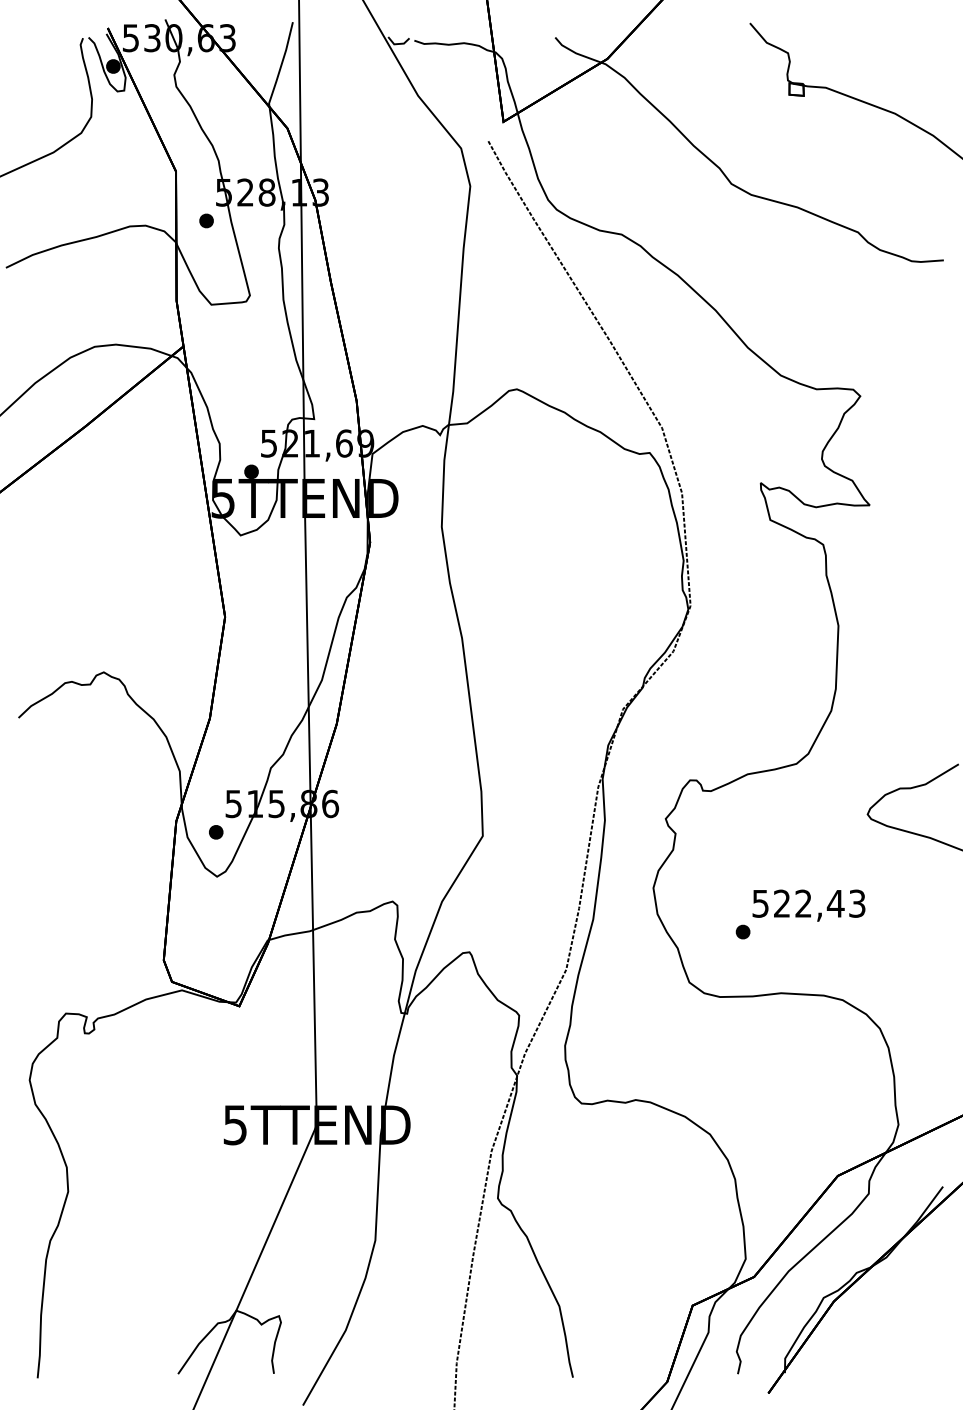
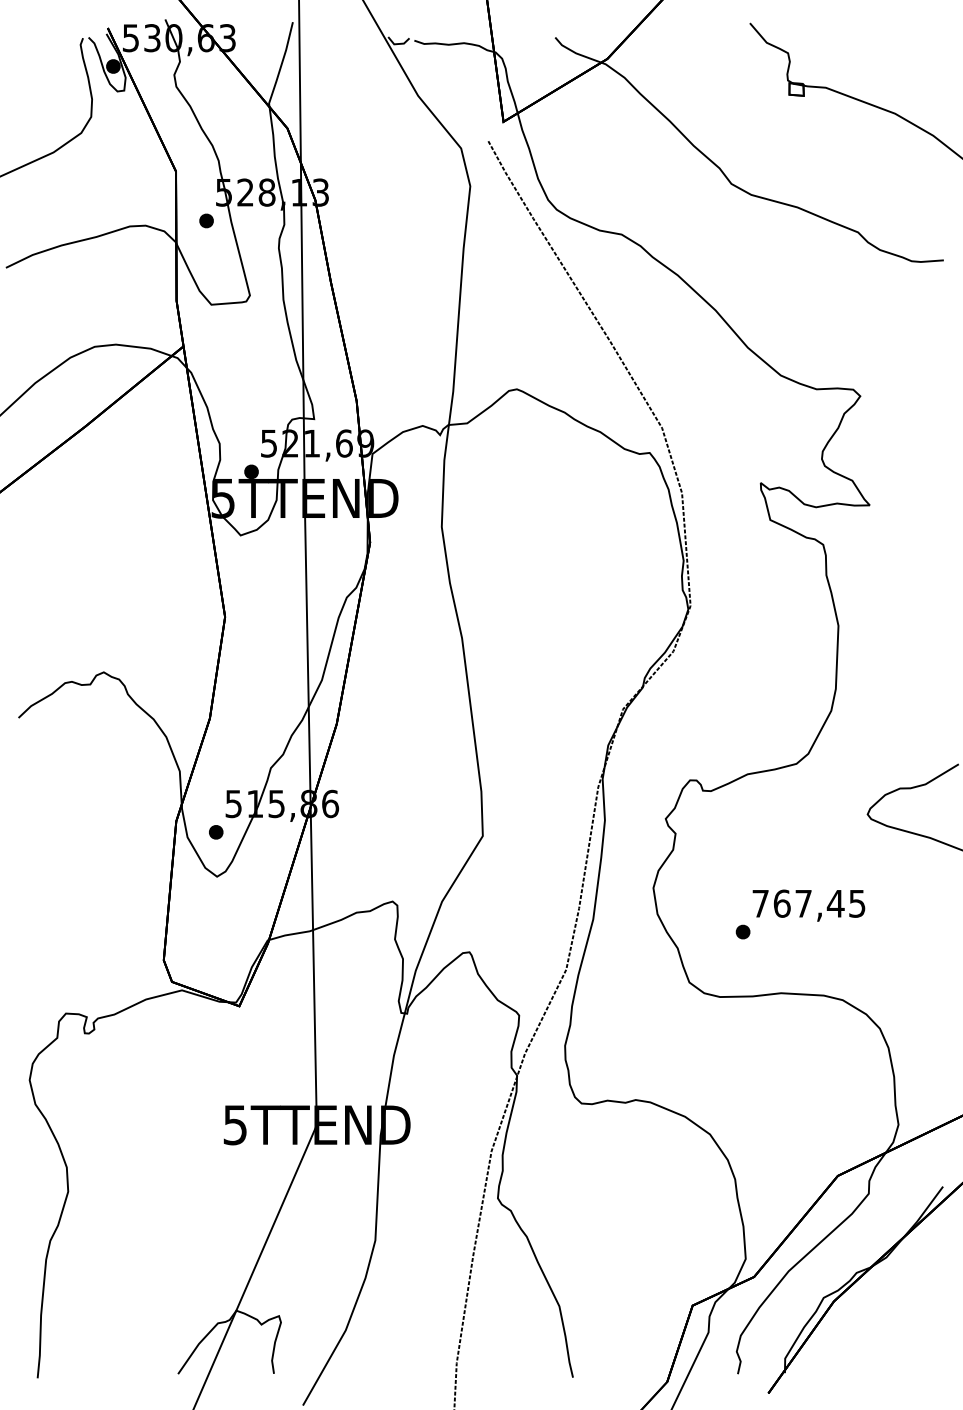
text: 522,43 -> 767,45 (808, 903)
